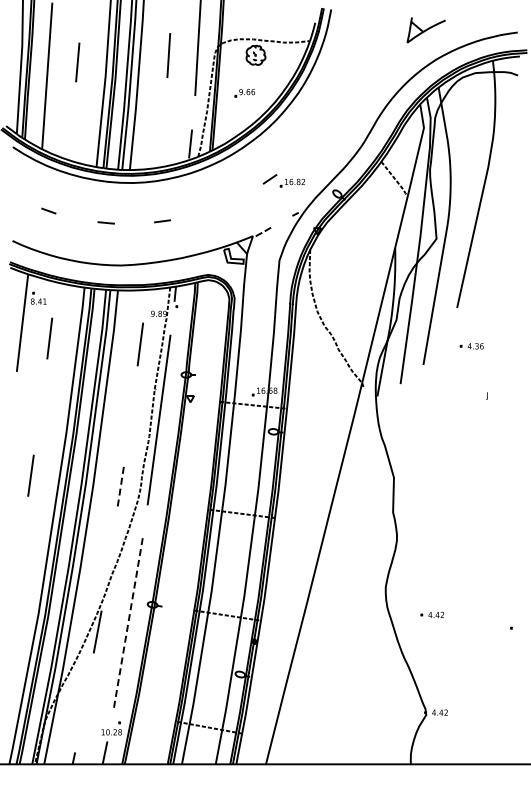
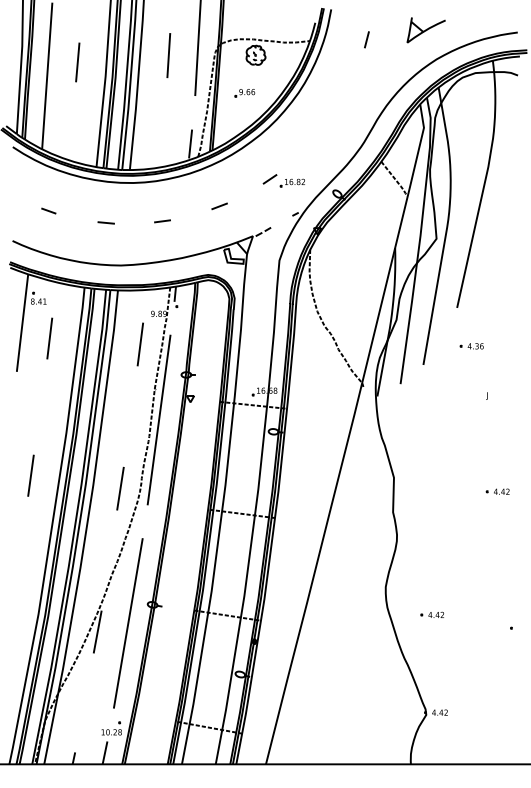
line: none -> present (366, 39)
line: none -> present (219, 206)
line: dashed -> solid (120, 489)
part: none -> present (497, 491)
line: dashed -> solid (128, 623)
